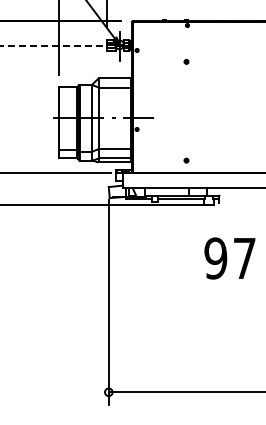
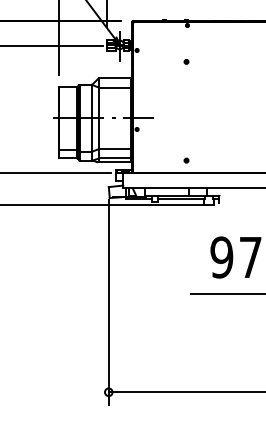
line: dashed -> solid (51, 46)
text position: (229, 258) -> (235, 257) (235, 257)
line: none -> present (226, 293)
